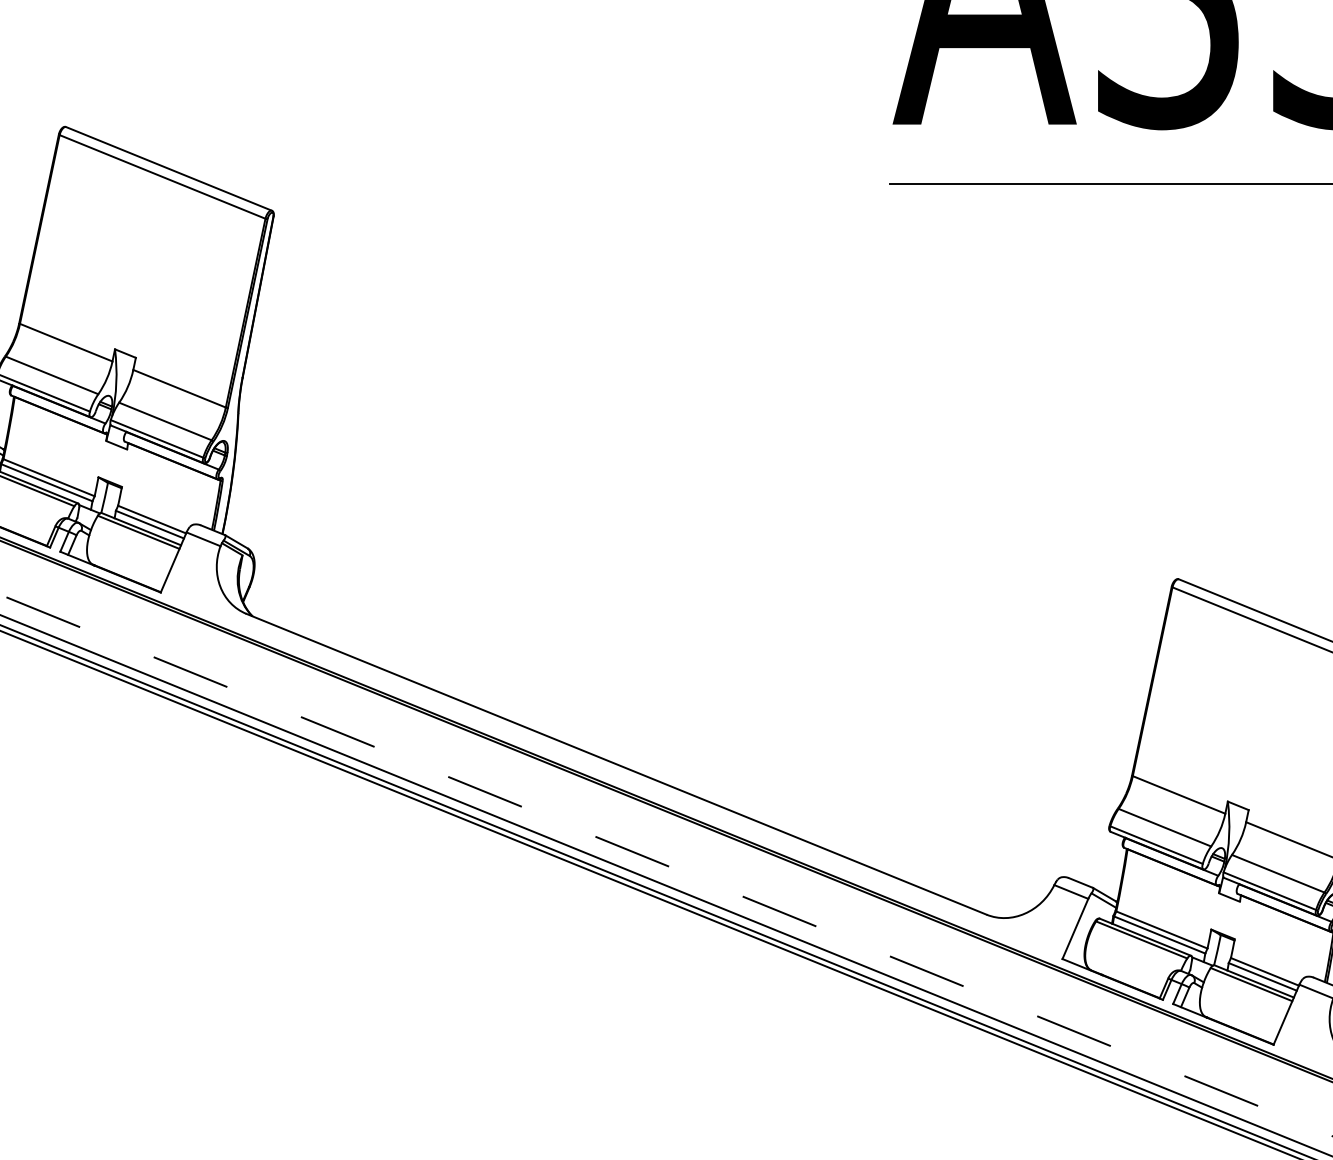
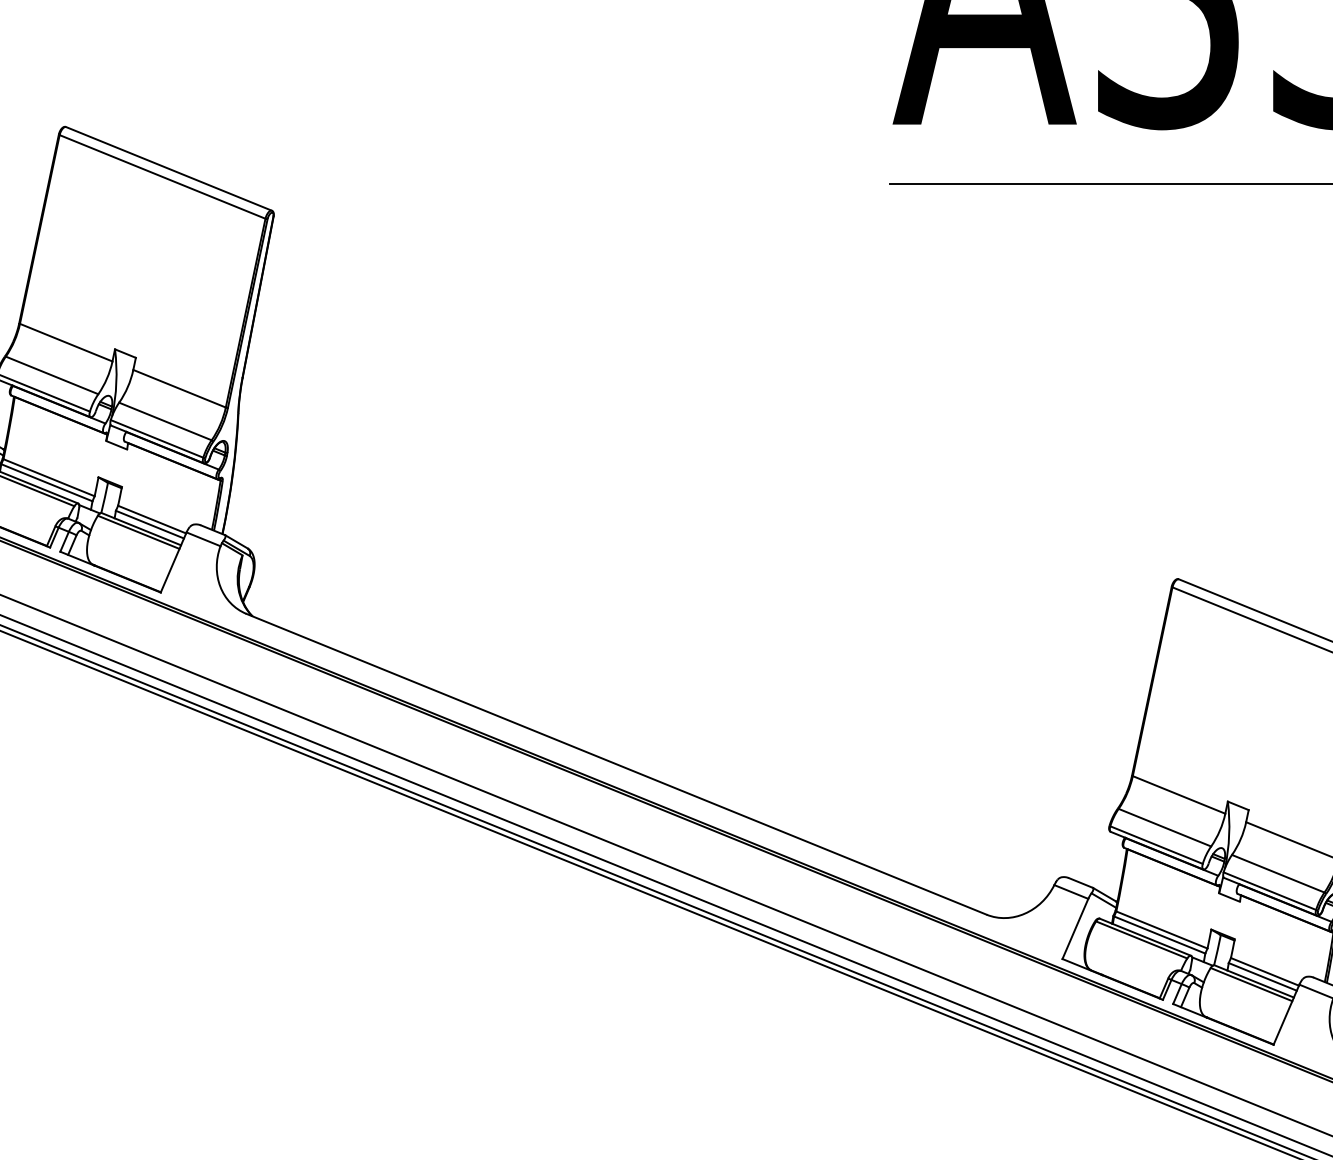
line: dashed -> solid (666, 865)
